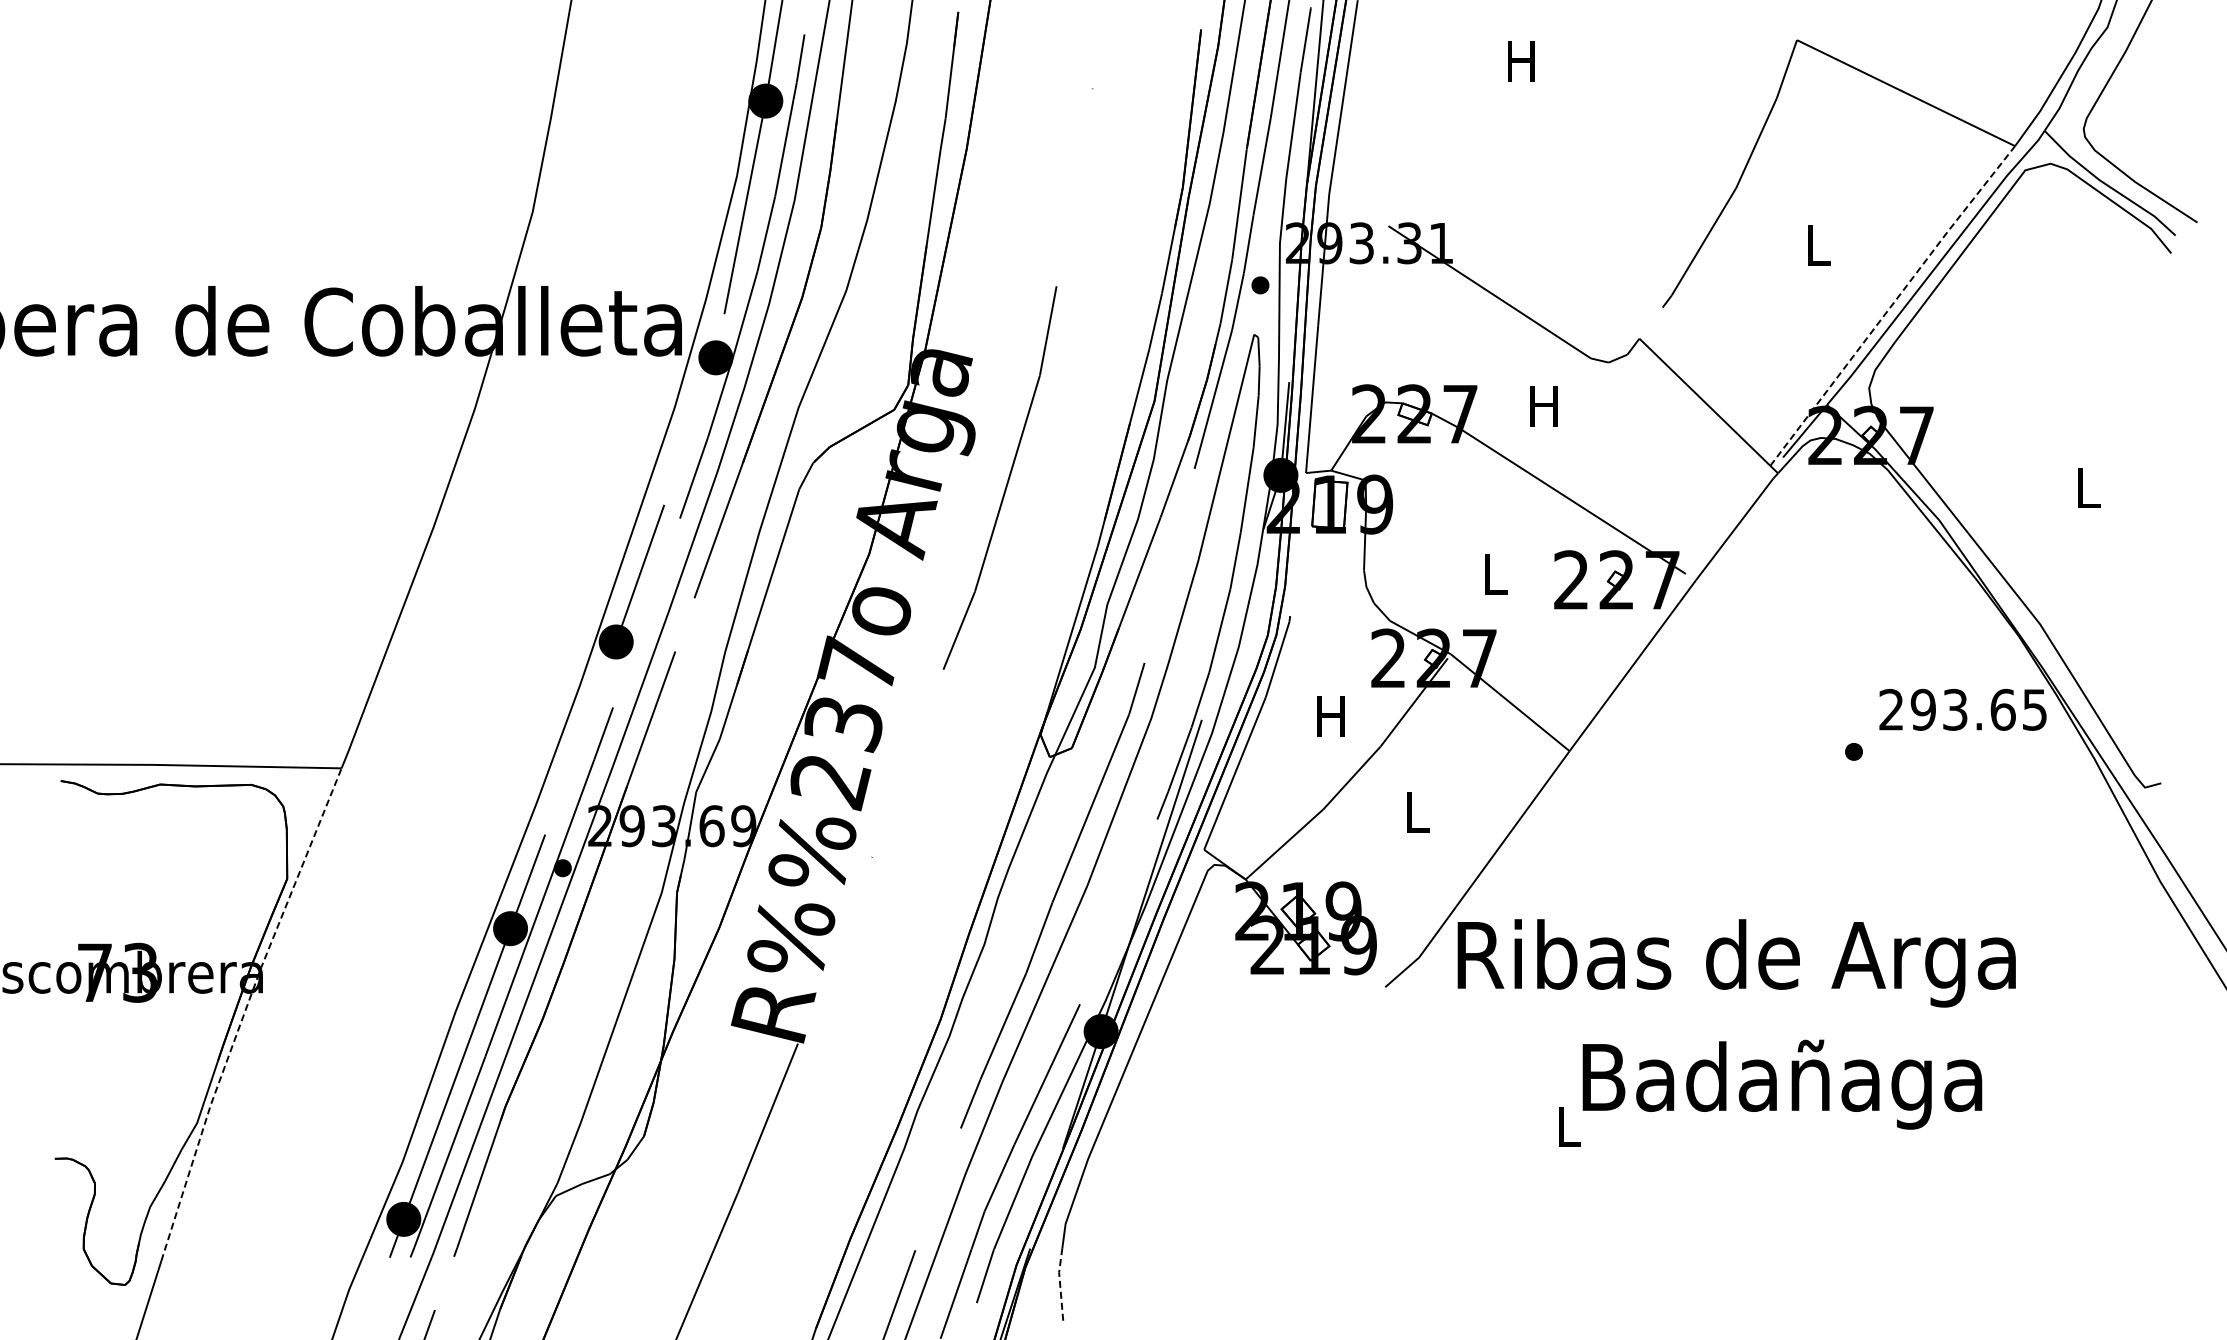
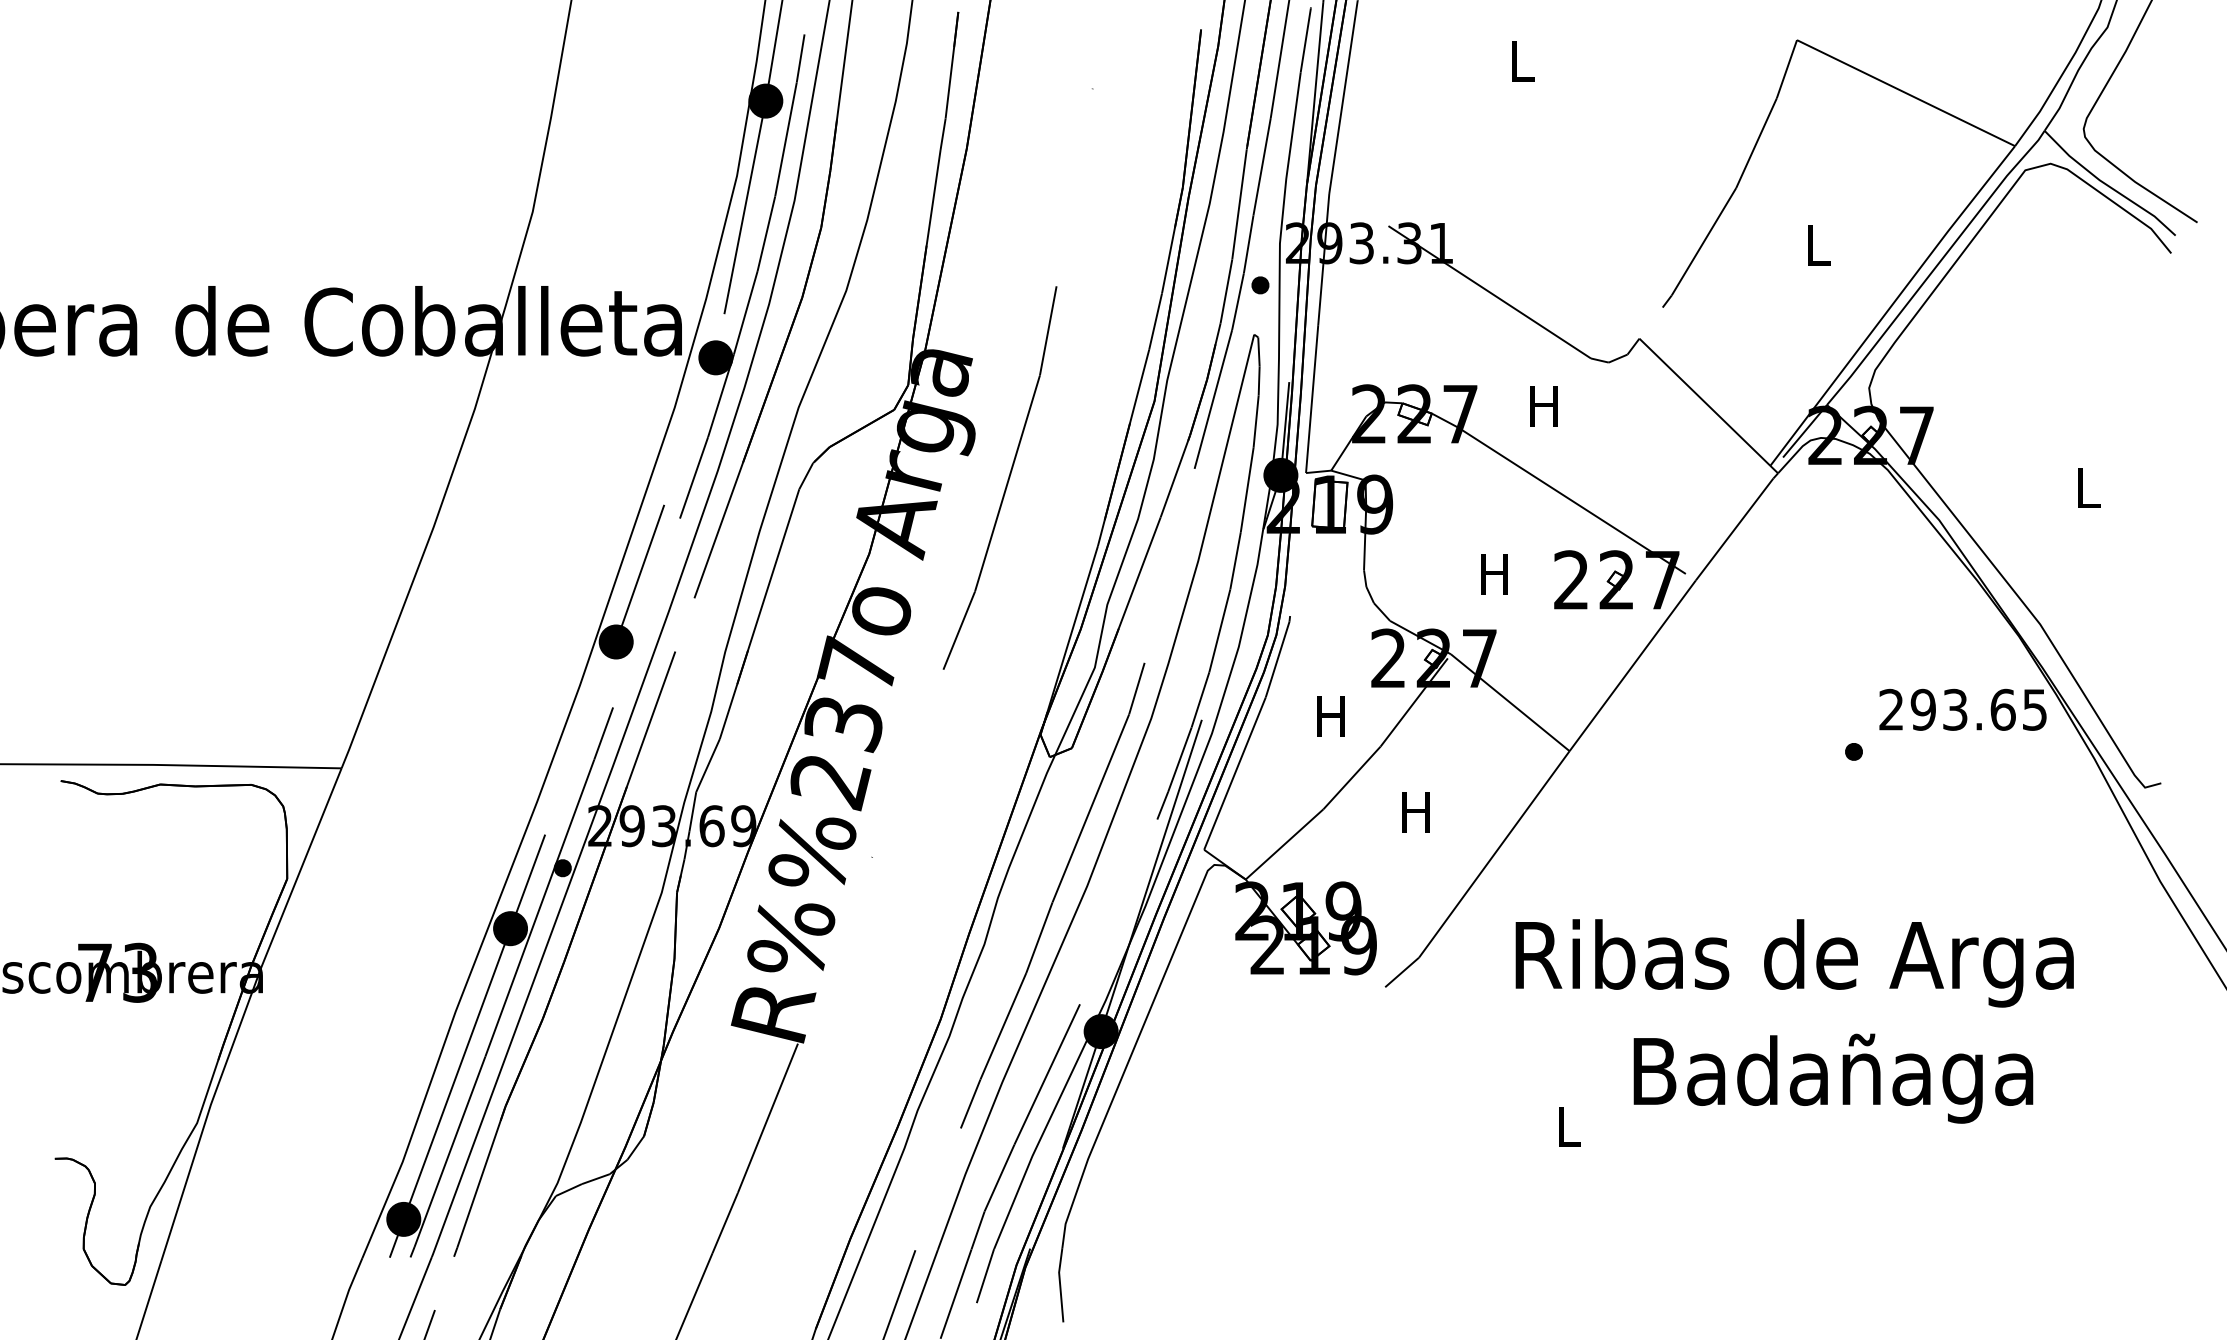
text: H -> L (1521, 61)
line: dashed -> solid (1892, 305)
text: L -> H (1494, 574)
text: L -> H (1415, 812)
text position: (1736, 963) -> (1794, 963) (1794, 963)
line: dashed -> solid (244, 1012)
text position: (1782, 1084) -> (1833, 1078) (1833, 1078)
line: dashed -> solid (1060, 1285)
